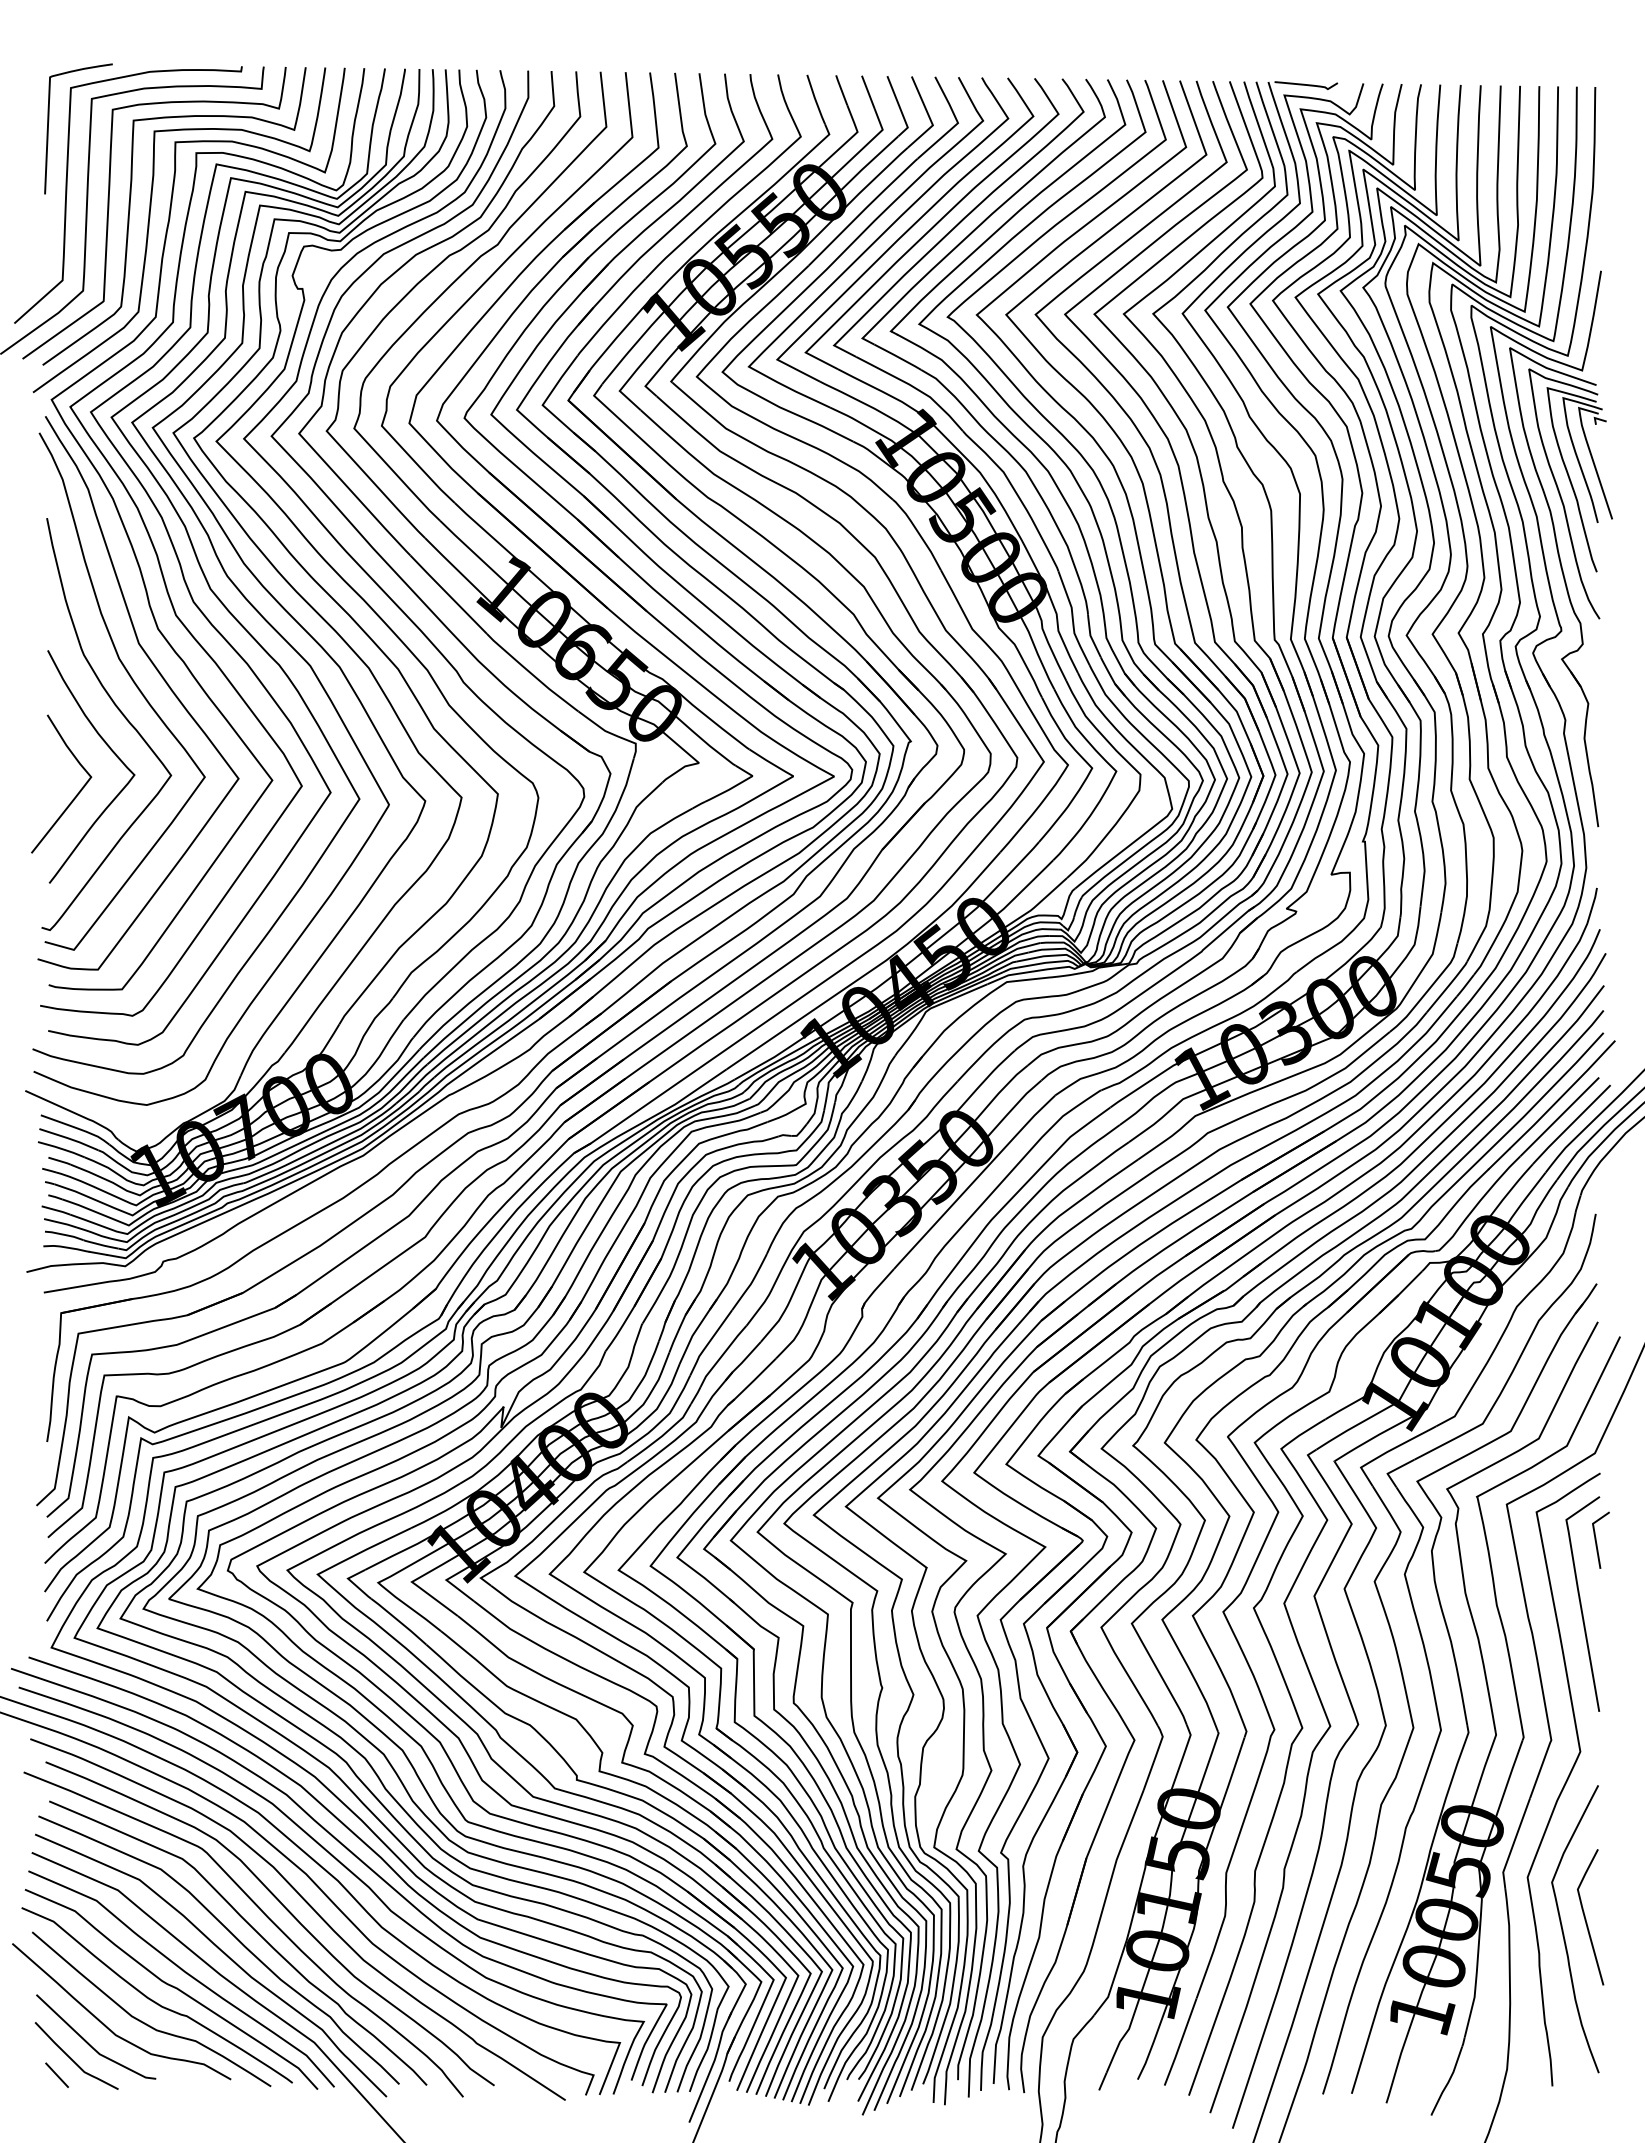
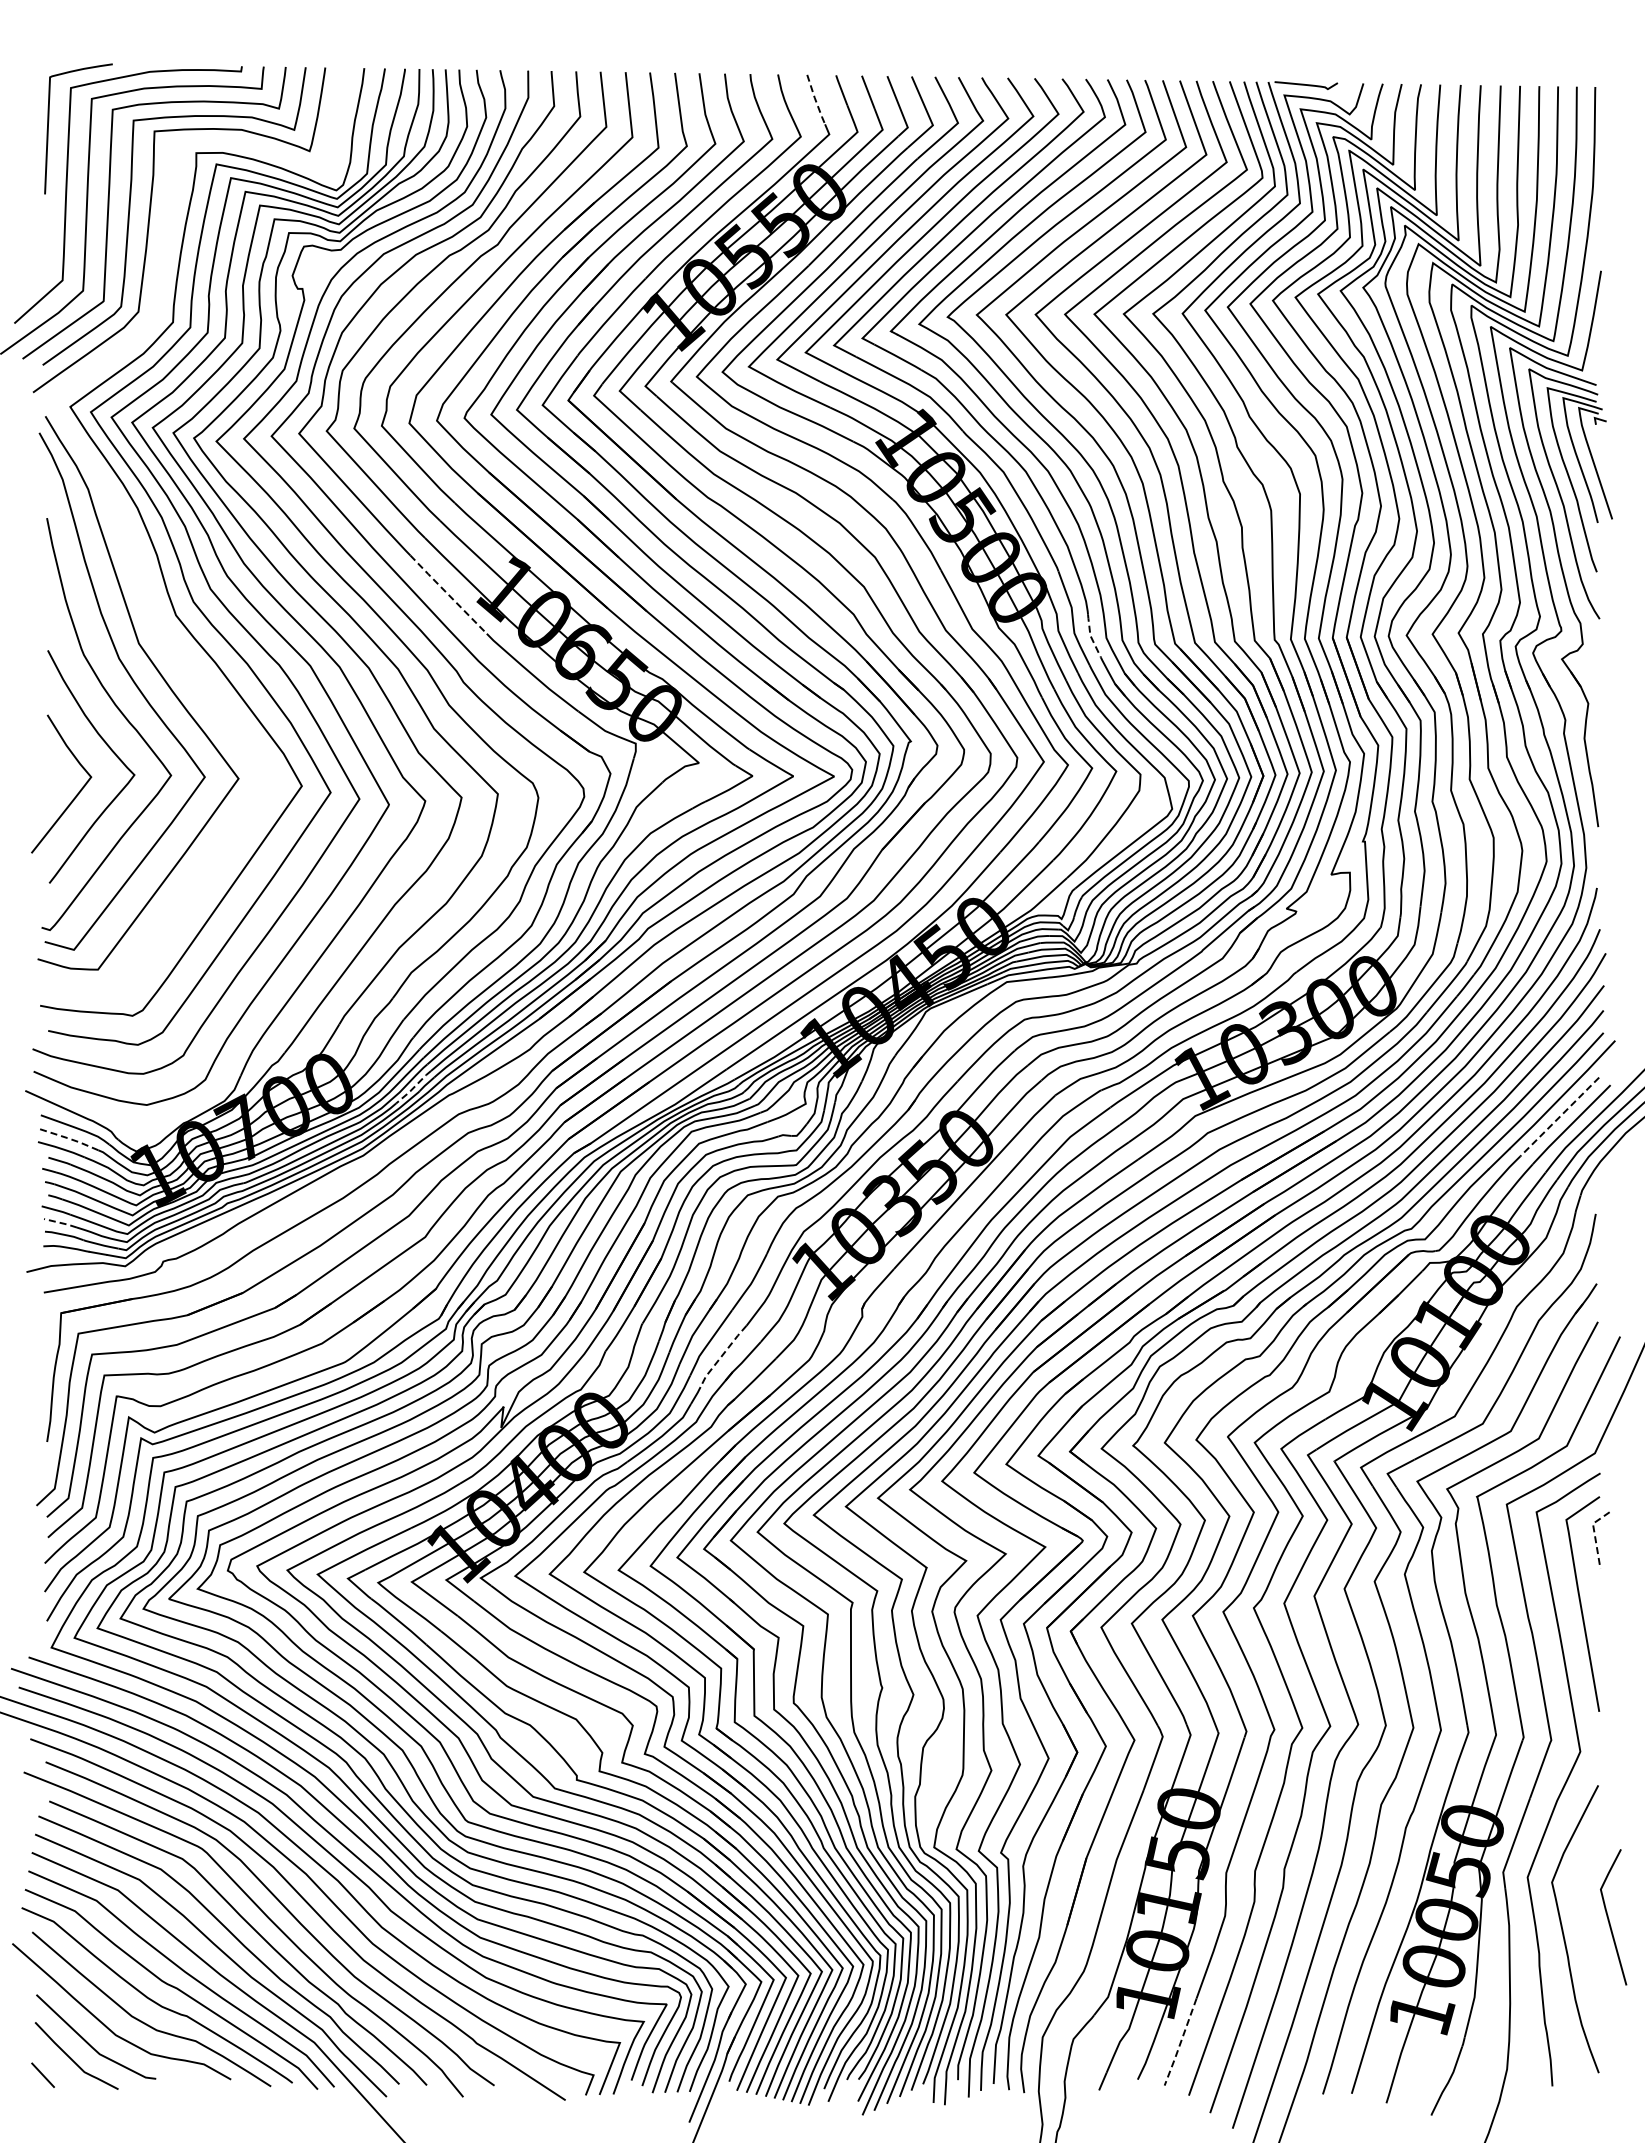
line: solid -> dashed (815, 100)
curve: present -> none (135, 552)
line: solid -> dashed (448, 594)
line: solid -> dashed (1090, 636)
line: solid -> dashed (414, 1087)
line: solid -> dashed (1559, 1116)
line: solid -> dashed (69, 1138)
line: solid -> dashed (61, 1223)
line: solid -> dashed (721, 1356)
line: solid -> dashed (1594, 1535)
curve position: (1586, 1918) -> (1609, 1918) (1609, 1918)
line: solid -> dashed (1180, 2042)
line position: (56, 2074) -> (42, 2074) (42, 2074)
